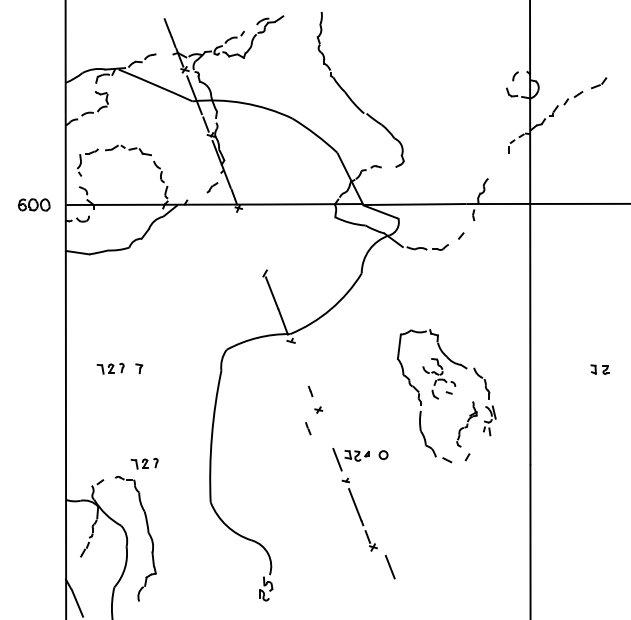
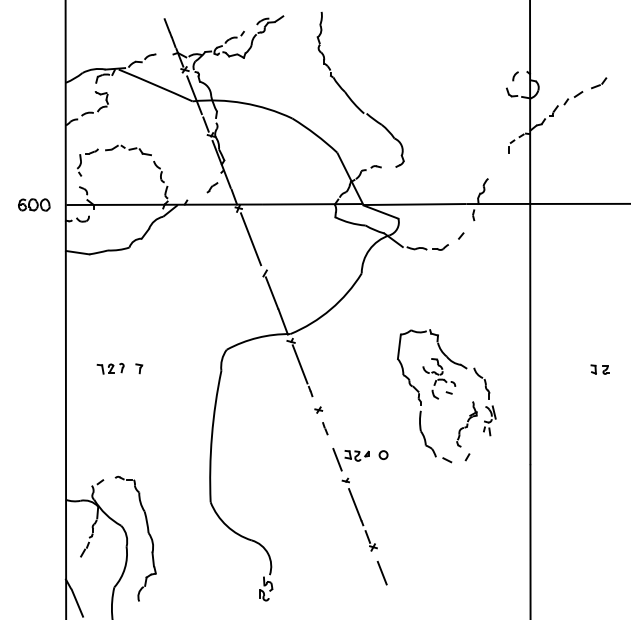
line: none -> present (250, 239)
line: none -> present (299, 364)
line position: (308, 428) -> (325, 428) (325, 428)
part: present -> none (144, 463)
line position: (389, 566) -> (381, 572) (381, 572)
